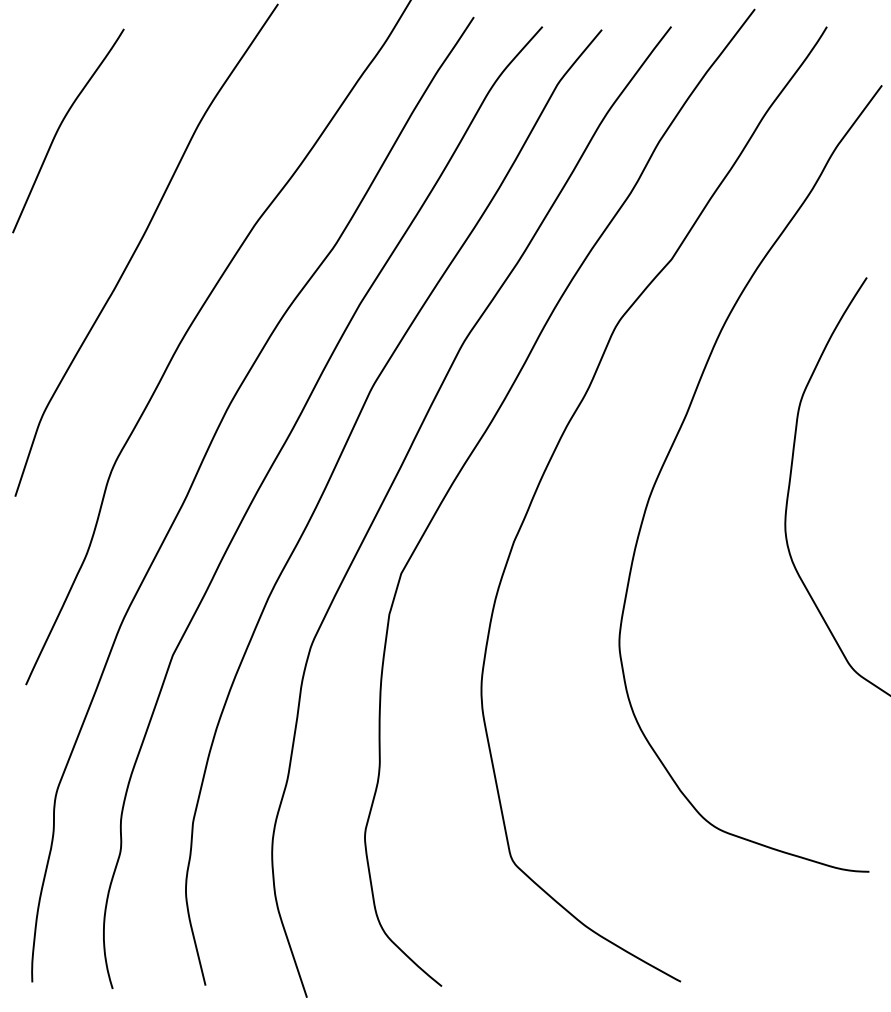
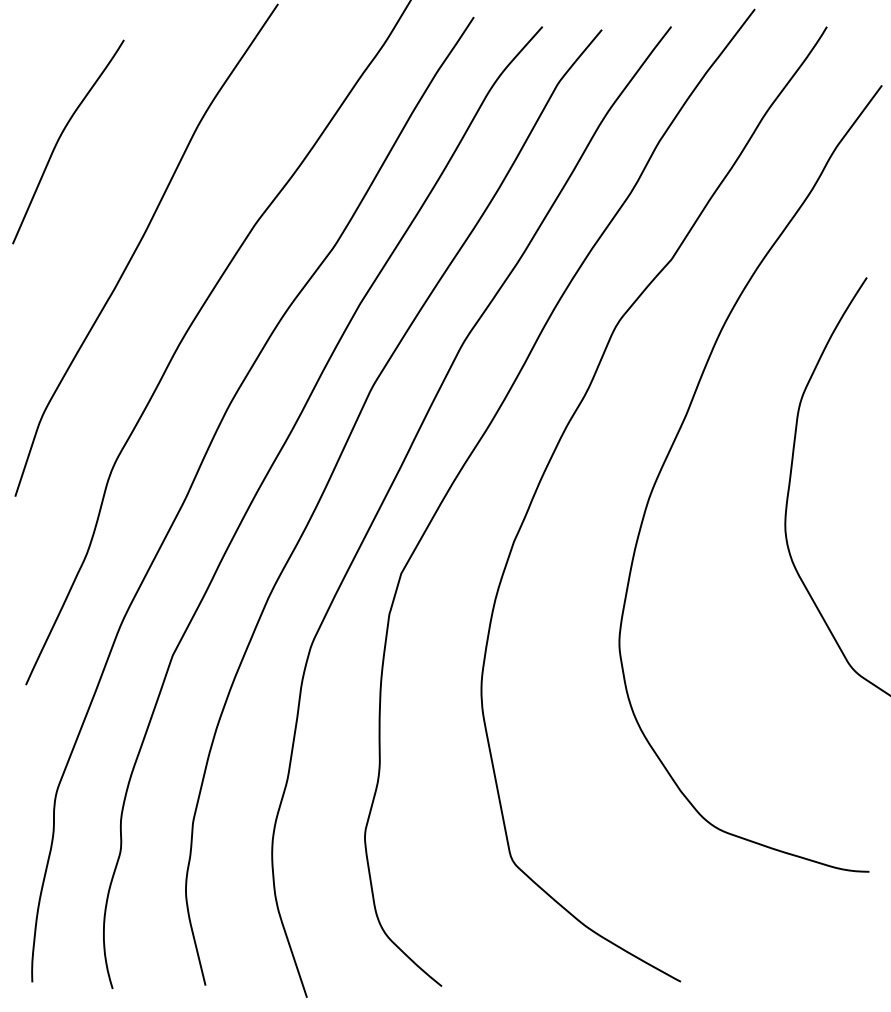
curve position: (60, 127) -> (60, 138) (60, 138)
